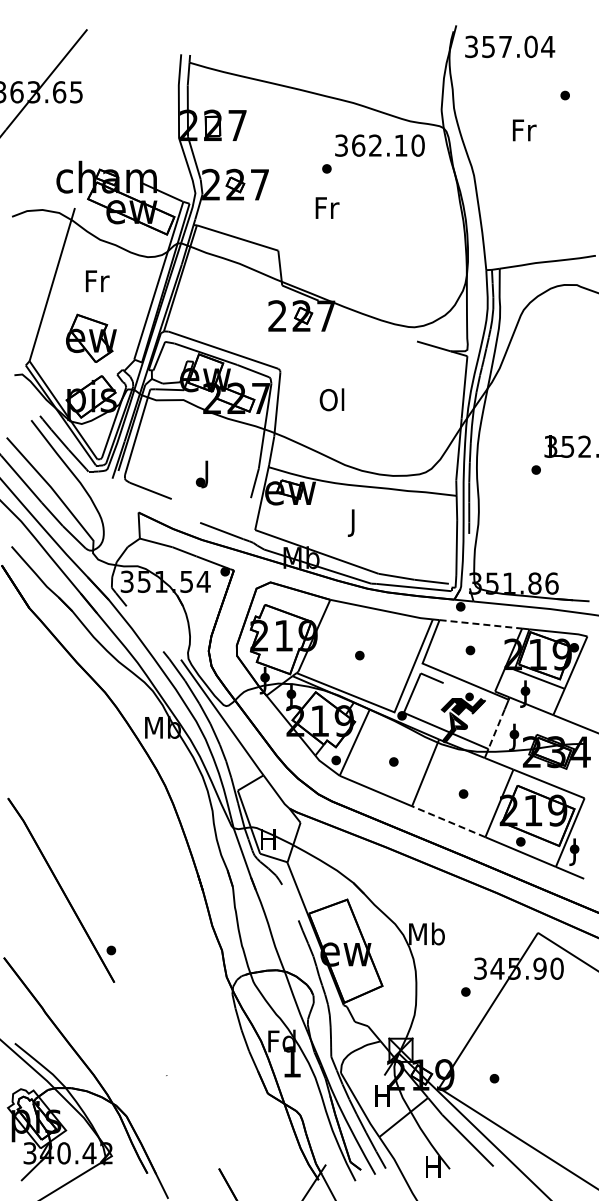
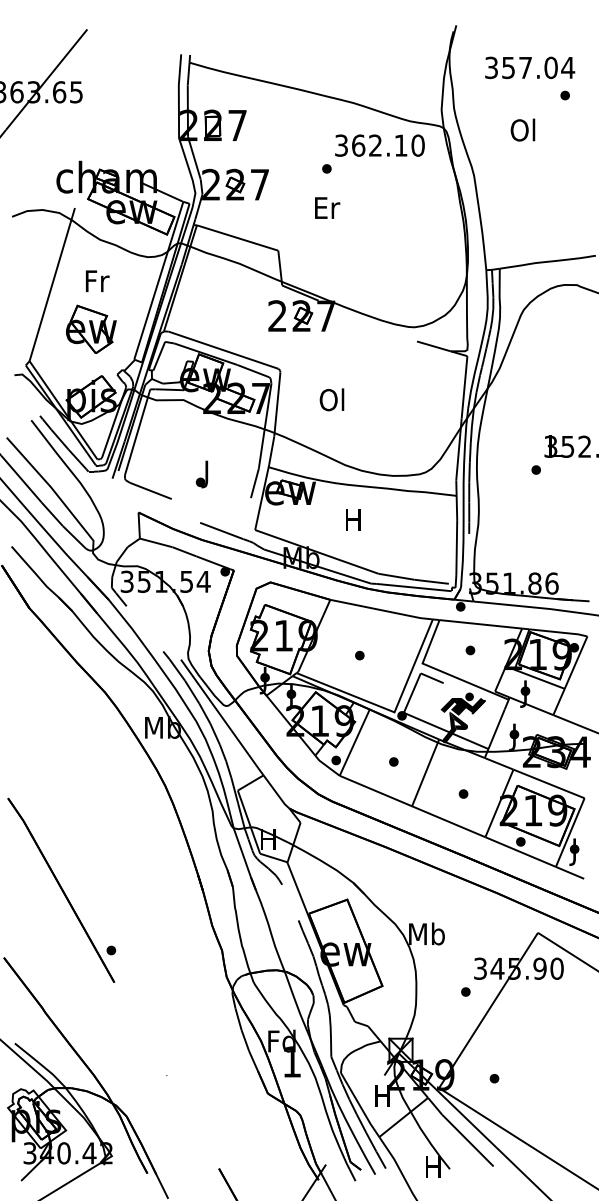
text position: (510, 46) -> (530, 67) (530, 67)
text: Fr -> Ol (523, 129)
text: Fr -> Er (327, 207)
part position: (91, 337) -> (91, 328) (91, 328)
text: J -> H (353, 522)
line: dashed -> solid (481, 624)
line: dashed -> solid (496, 729)
line: dashed -> solid (448, 821)
